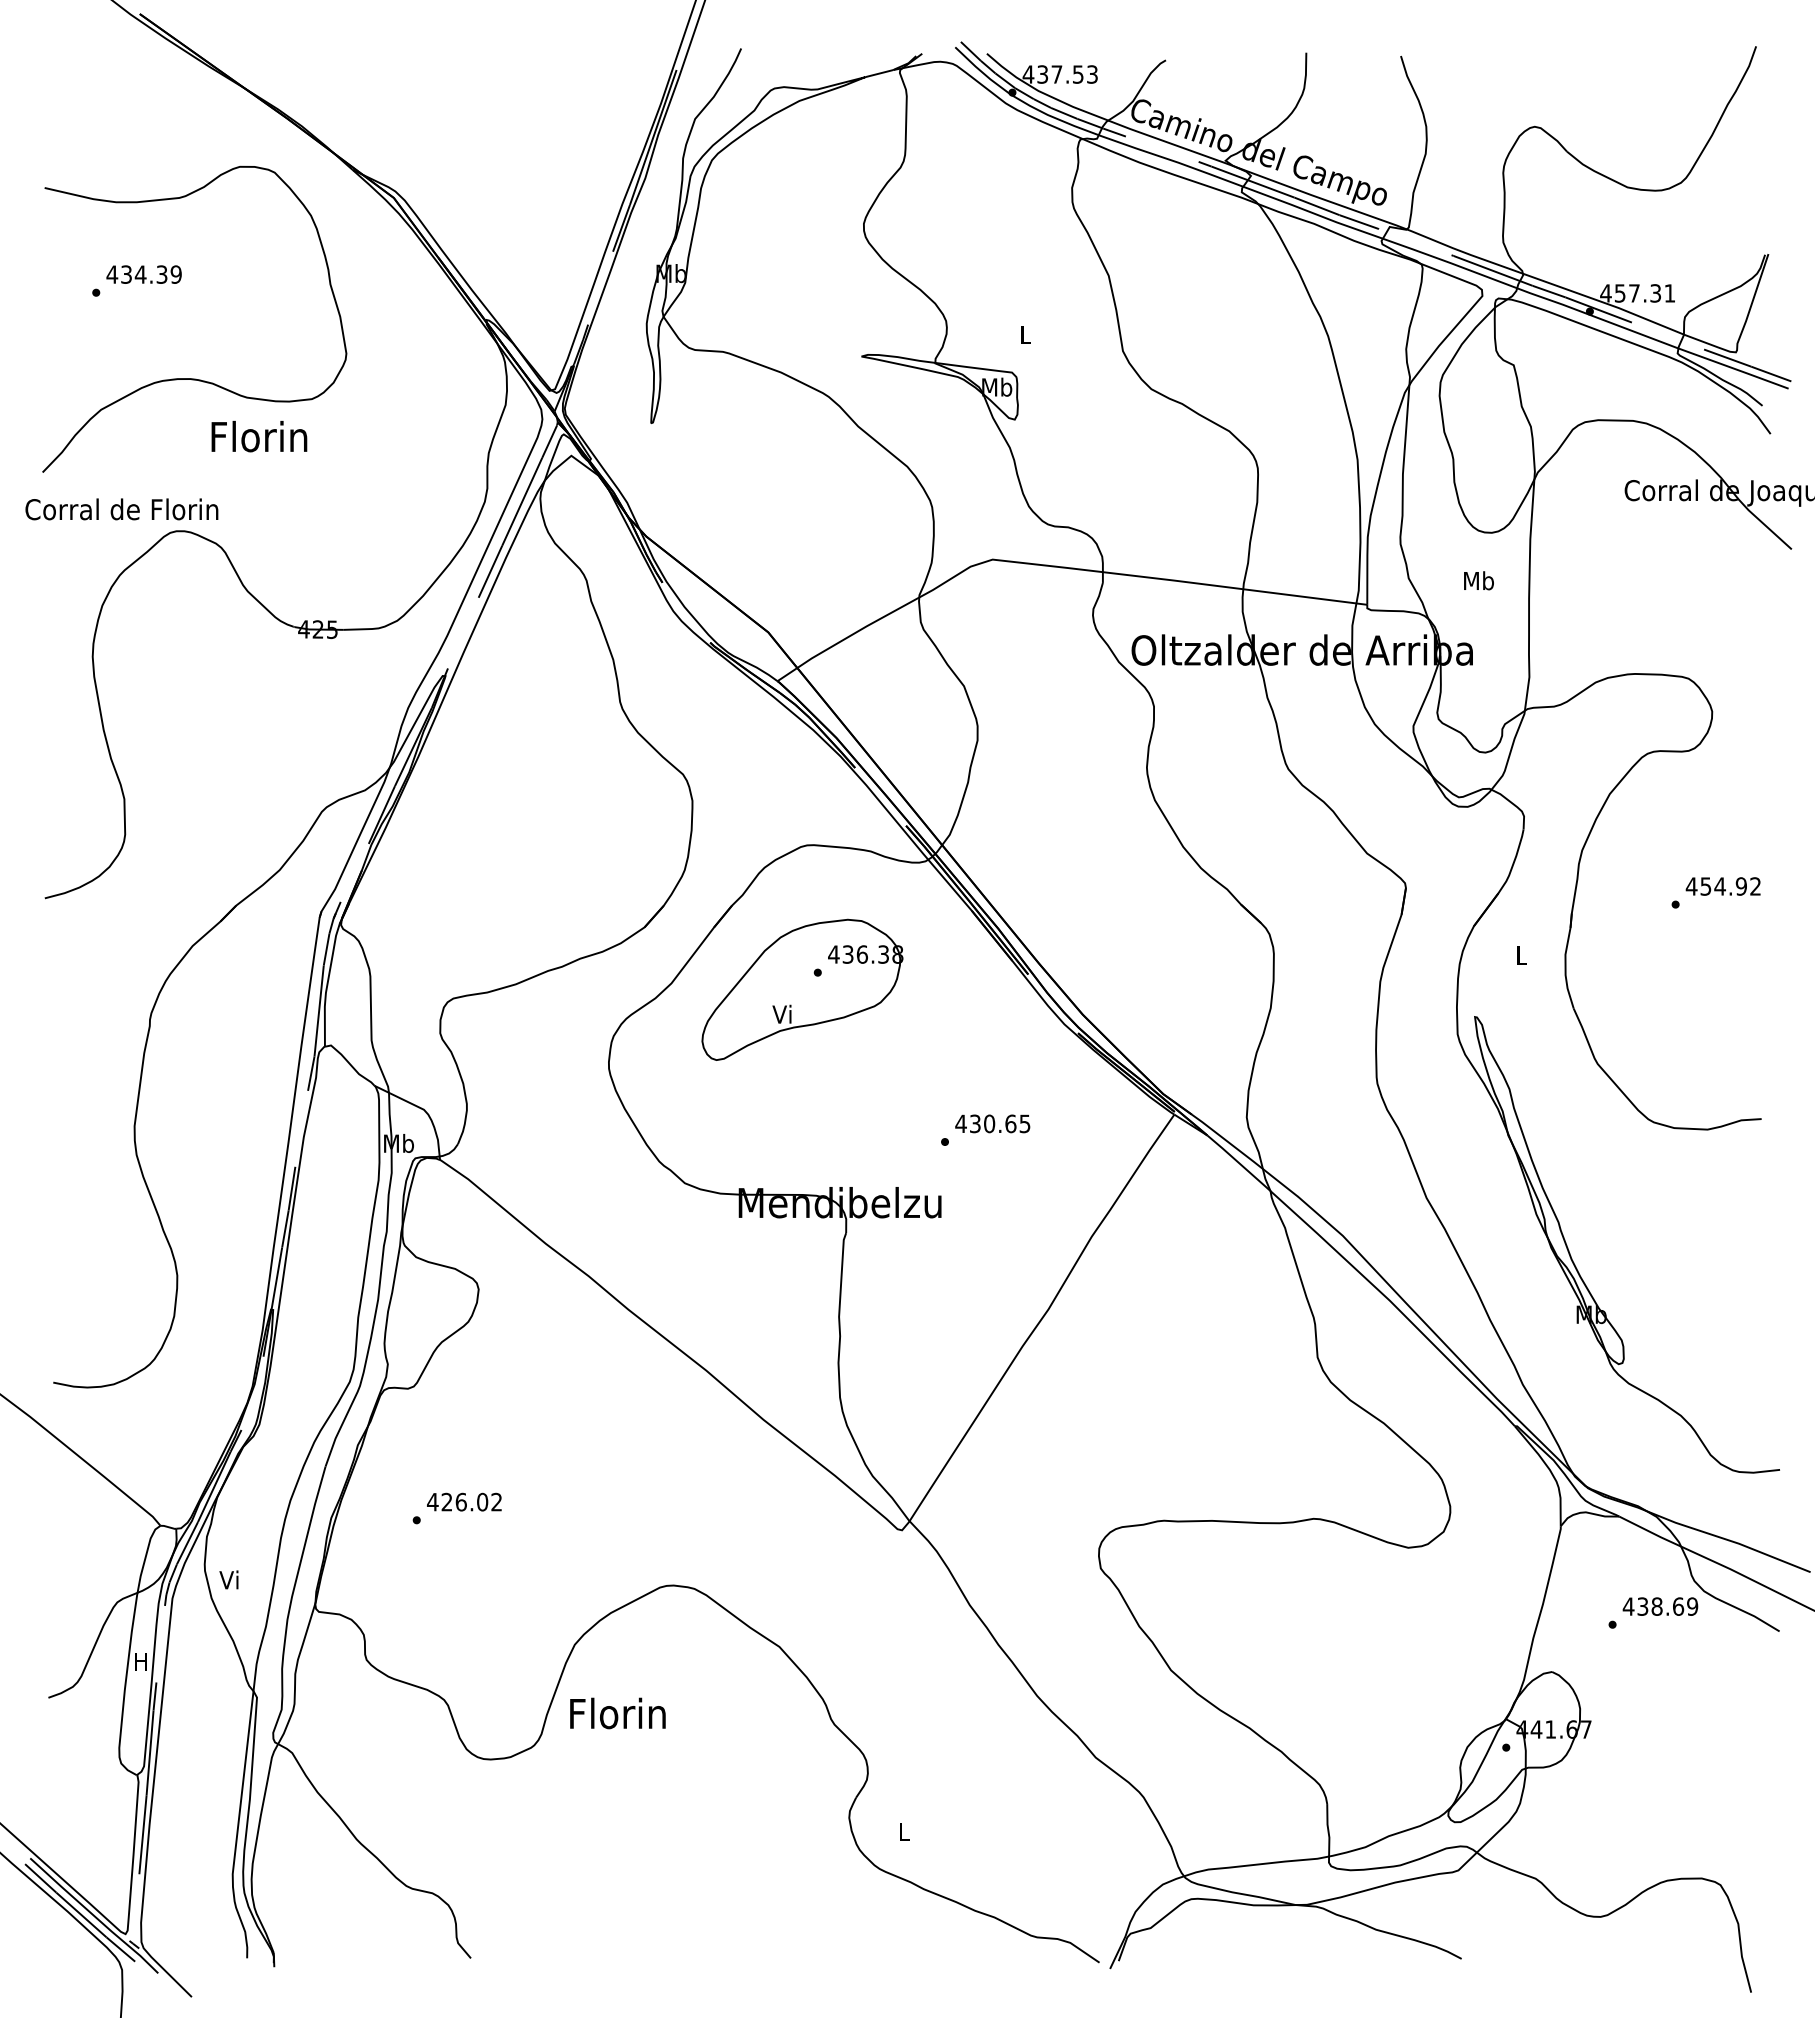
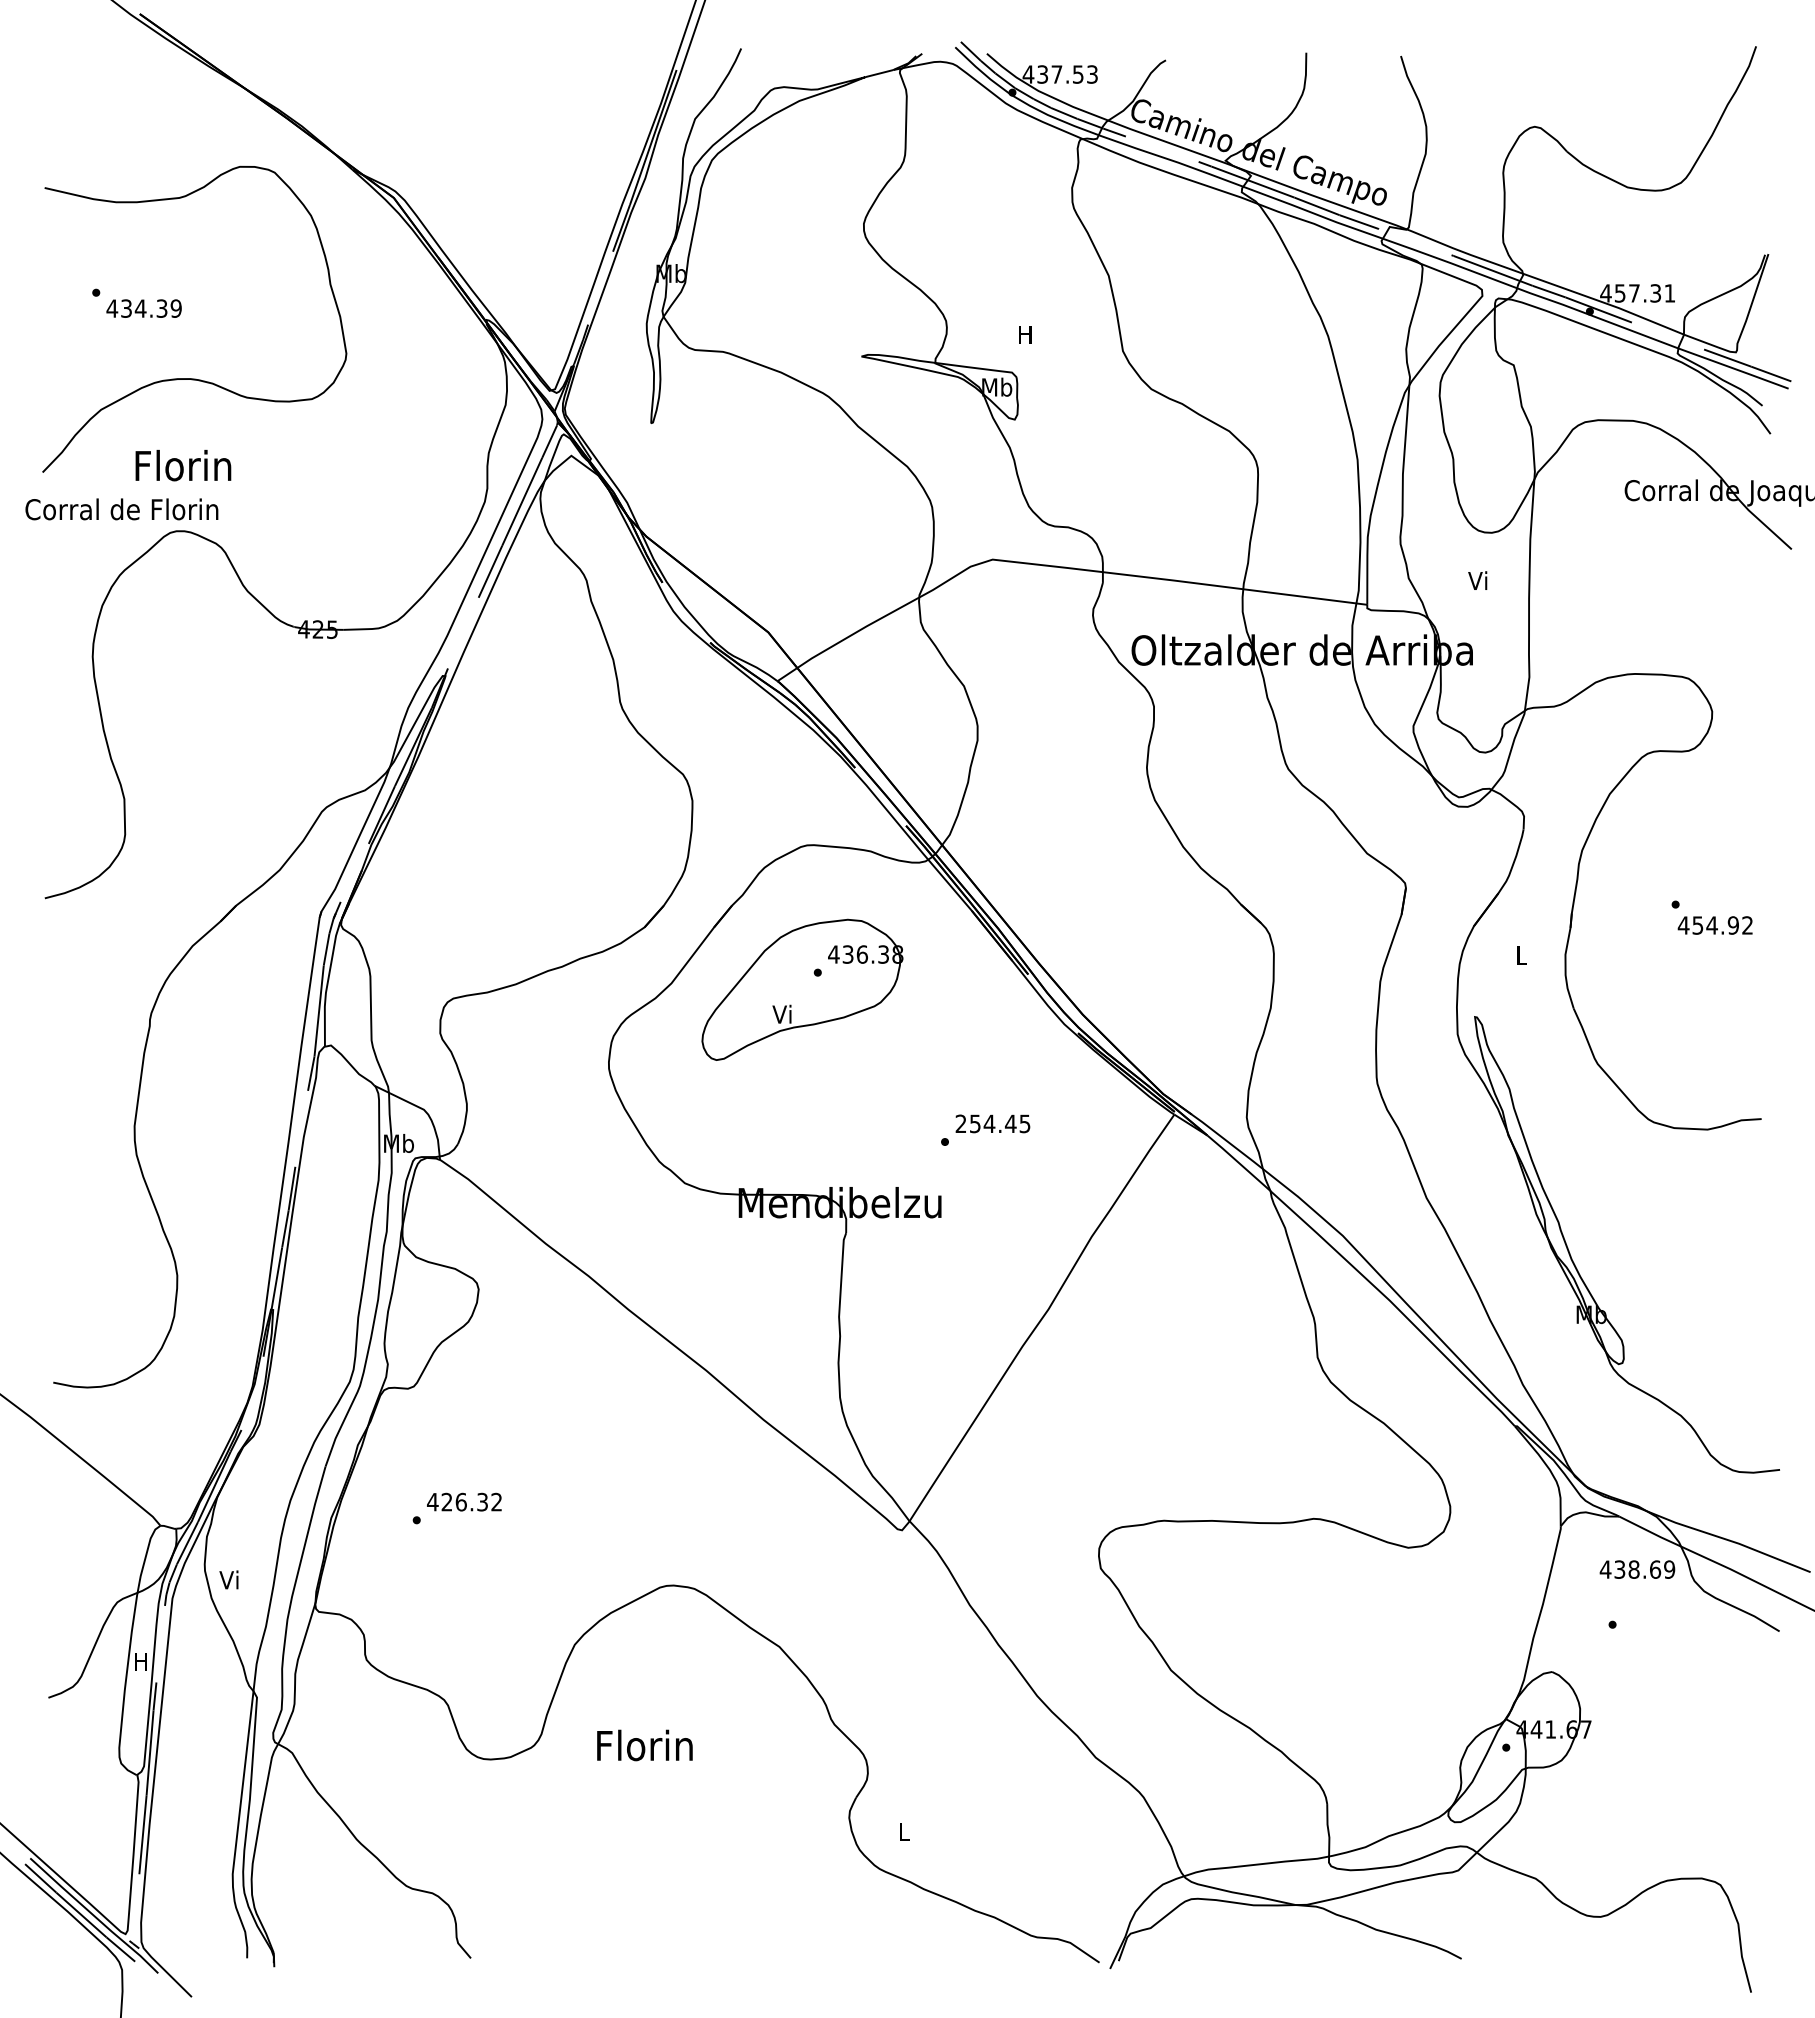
text position: (143, 274) -> (143, 308) (143, 308)
text: L -> H (1025, 334)
text position: (259, 436) -> (183, 465) (183, 465)
text: Mb -> Vi (1478, 580)
text position: (1722, 886) -> (1714, 925) (1714, 925)
text: 430.65 -> 254.45 (985, 1123)
text: 426.02 -> 426.32 (482, 1501)
text position: (1660, 1606) -> (1637, 1569) (1637, 1569)
text position: (617, 1713) -> (644, 1745) (644, 1745)
